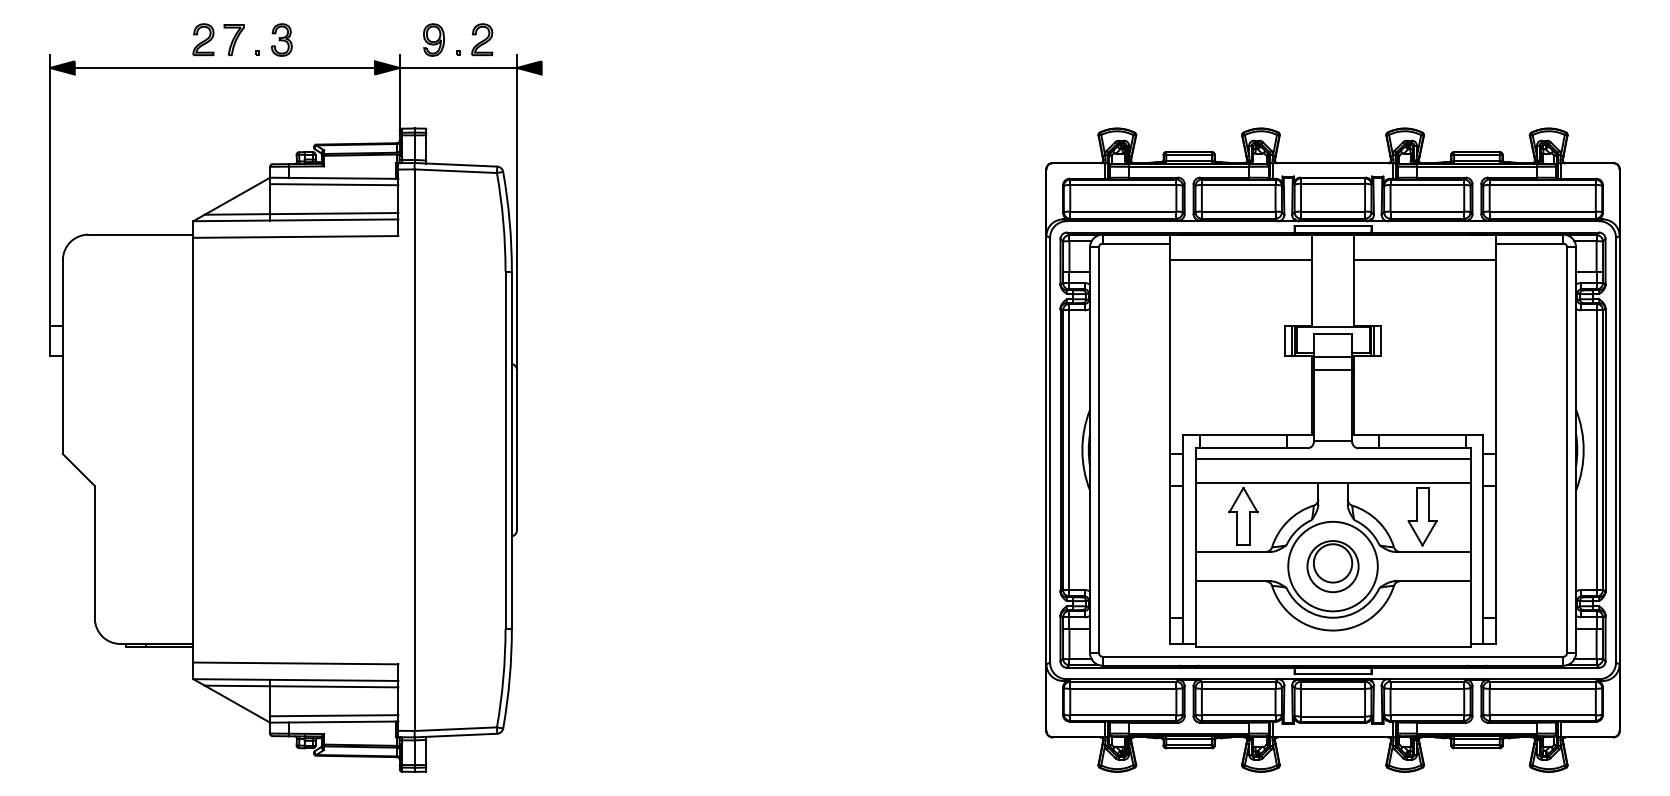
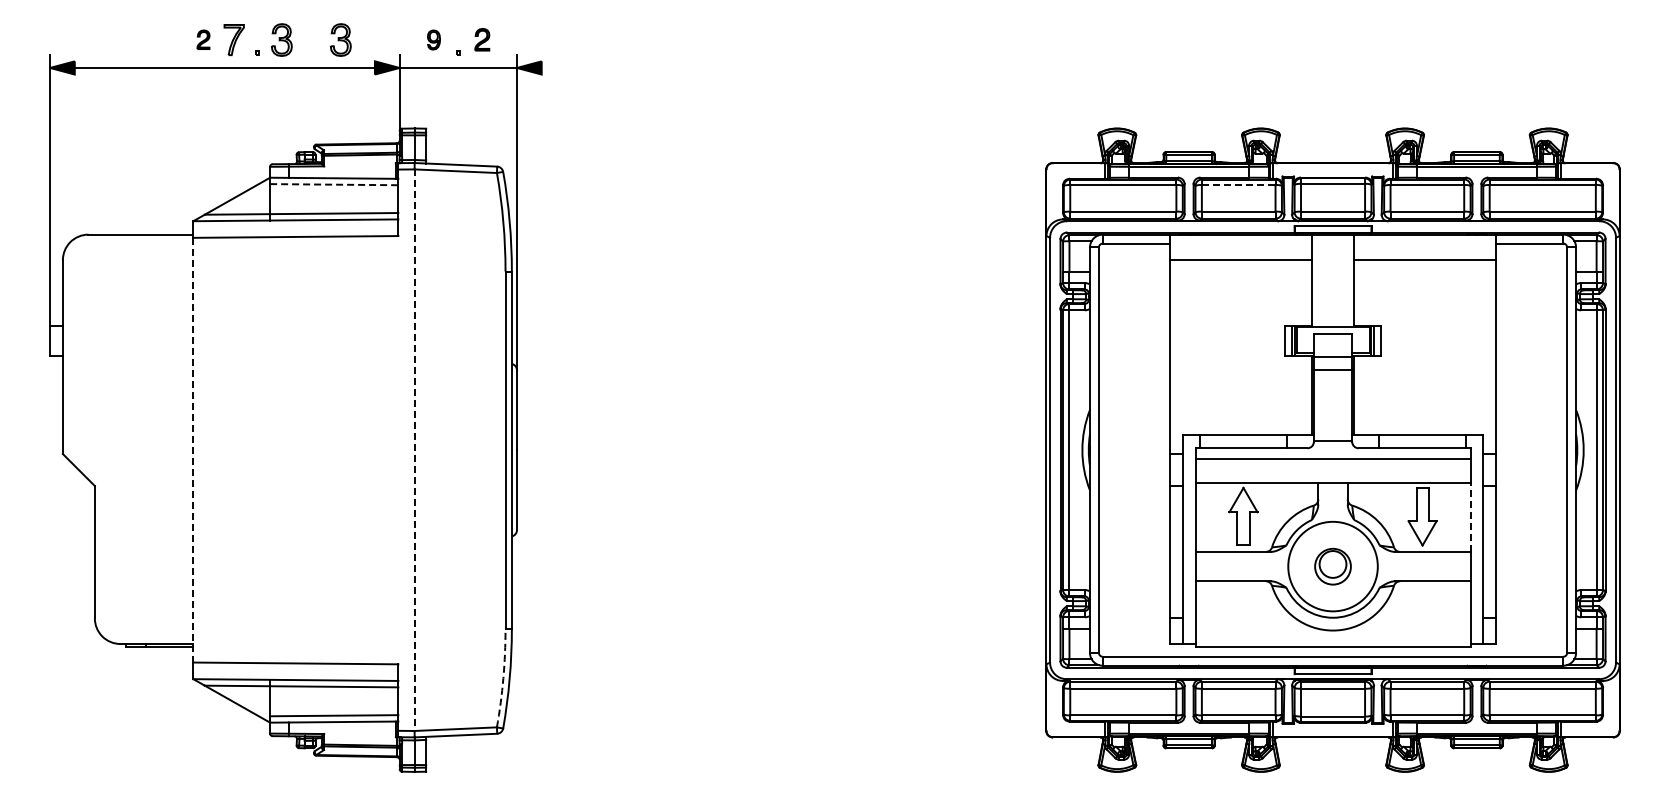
part size: 23x34 px -> 15x21 px (203, 39)
part: none -> present (340, 39)
part size: 22x34 px -> 14x22 px (433, 39)
part size: 23x34 px -> 17x24 px (482, 39)
line: solid -> dashed (334, 184)
line: solid -> dashed (1238, 184)
line: solid -> dashed (193, 449)
line: solid -> dashed (414, 450)
line: solid -> dashed (1470, 517)
part size: 54x54 px -> 38x39 px (1332, 566)
arc: solid -> dashed (503, 678)
